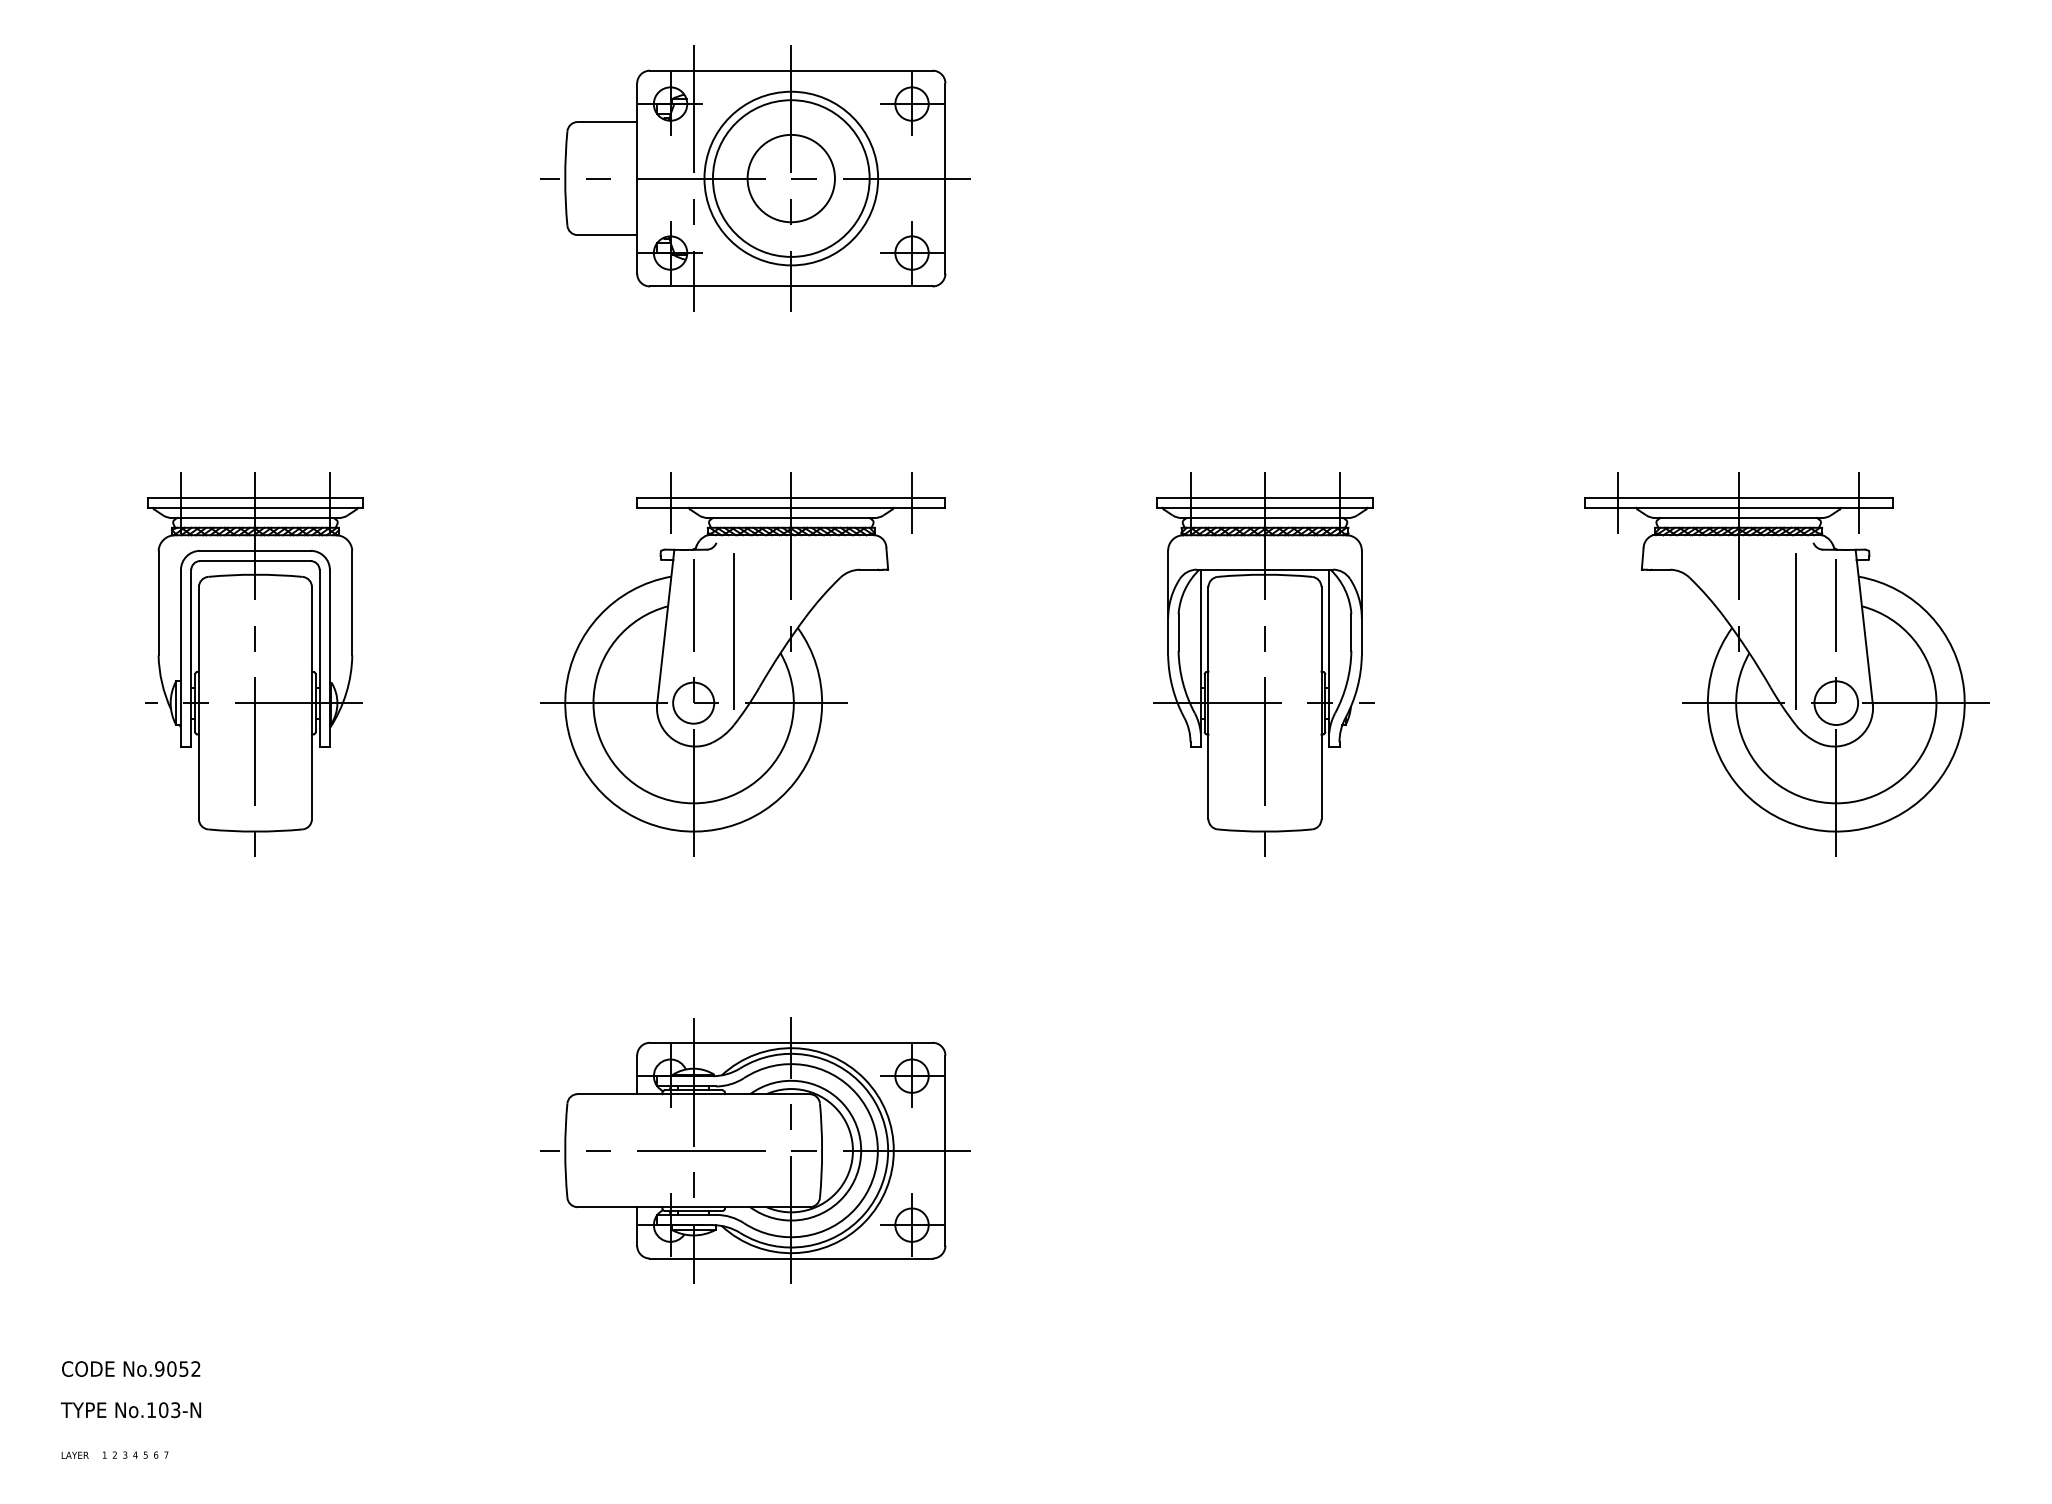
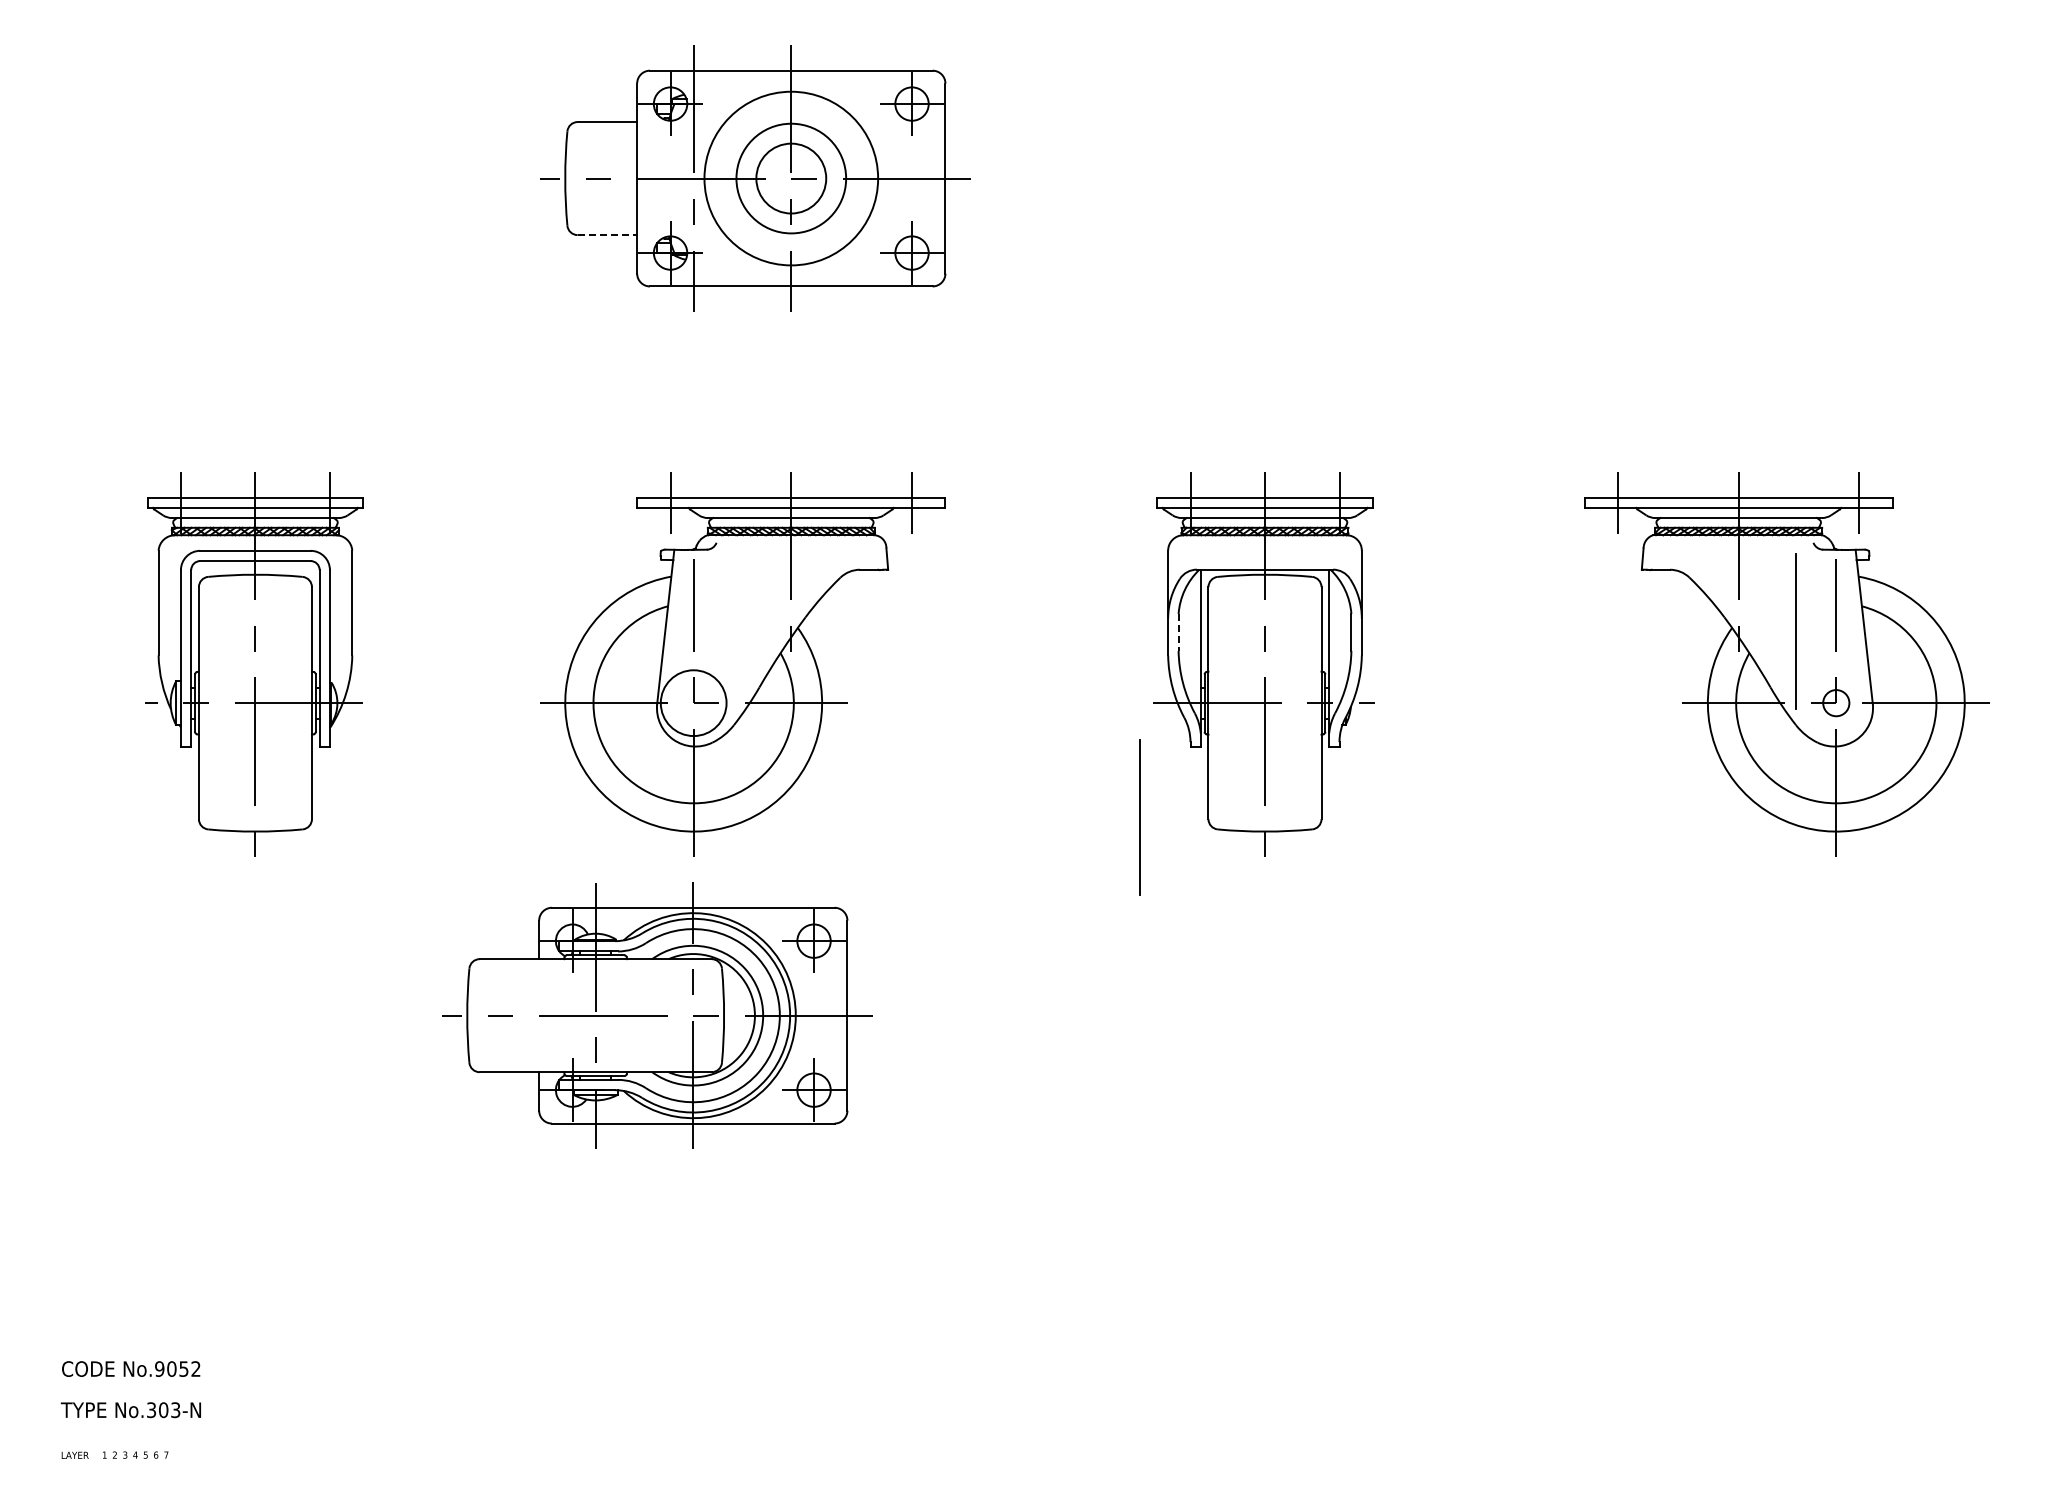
circle diameter: 157 px -> 110 px (791, 178)
circle diameter: 87 px -> 70 px (791, 178)
line: solid -> dashed (607, 235)
line position: (733, 631) -> (1139, 817) (1139, 817)
line: solid -> dashed (1178, 632)
circle diameter: 41 px -> 66 px (693, 703)
circle diameter: 44 px -> 26 px (1836, 703)
part position: (755, 1150) -> (657, 1015) (657, 1015)
text: No.103-N -> No.303-N (151, 1410)
